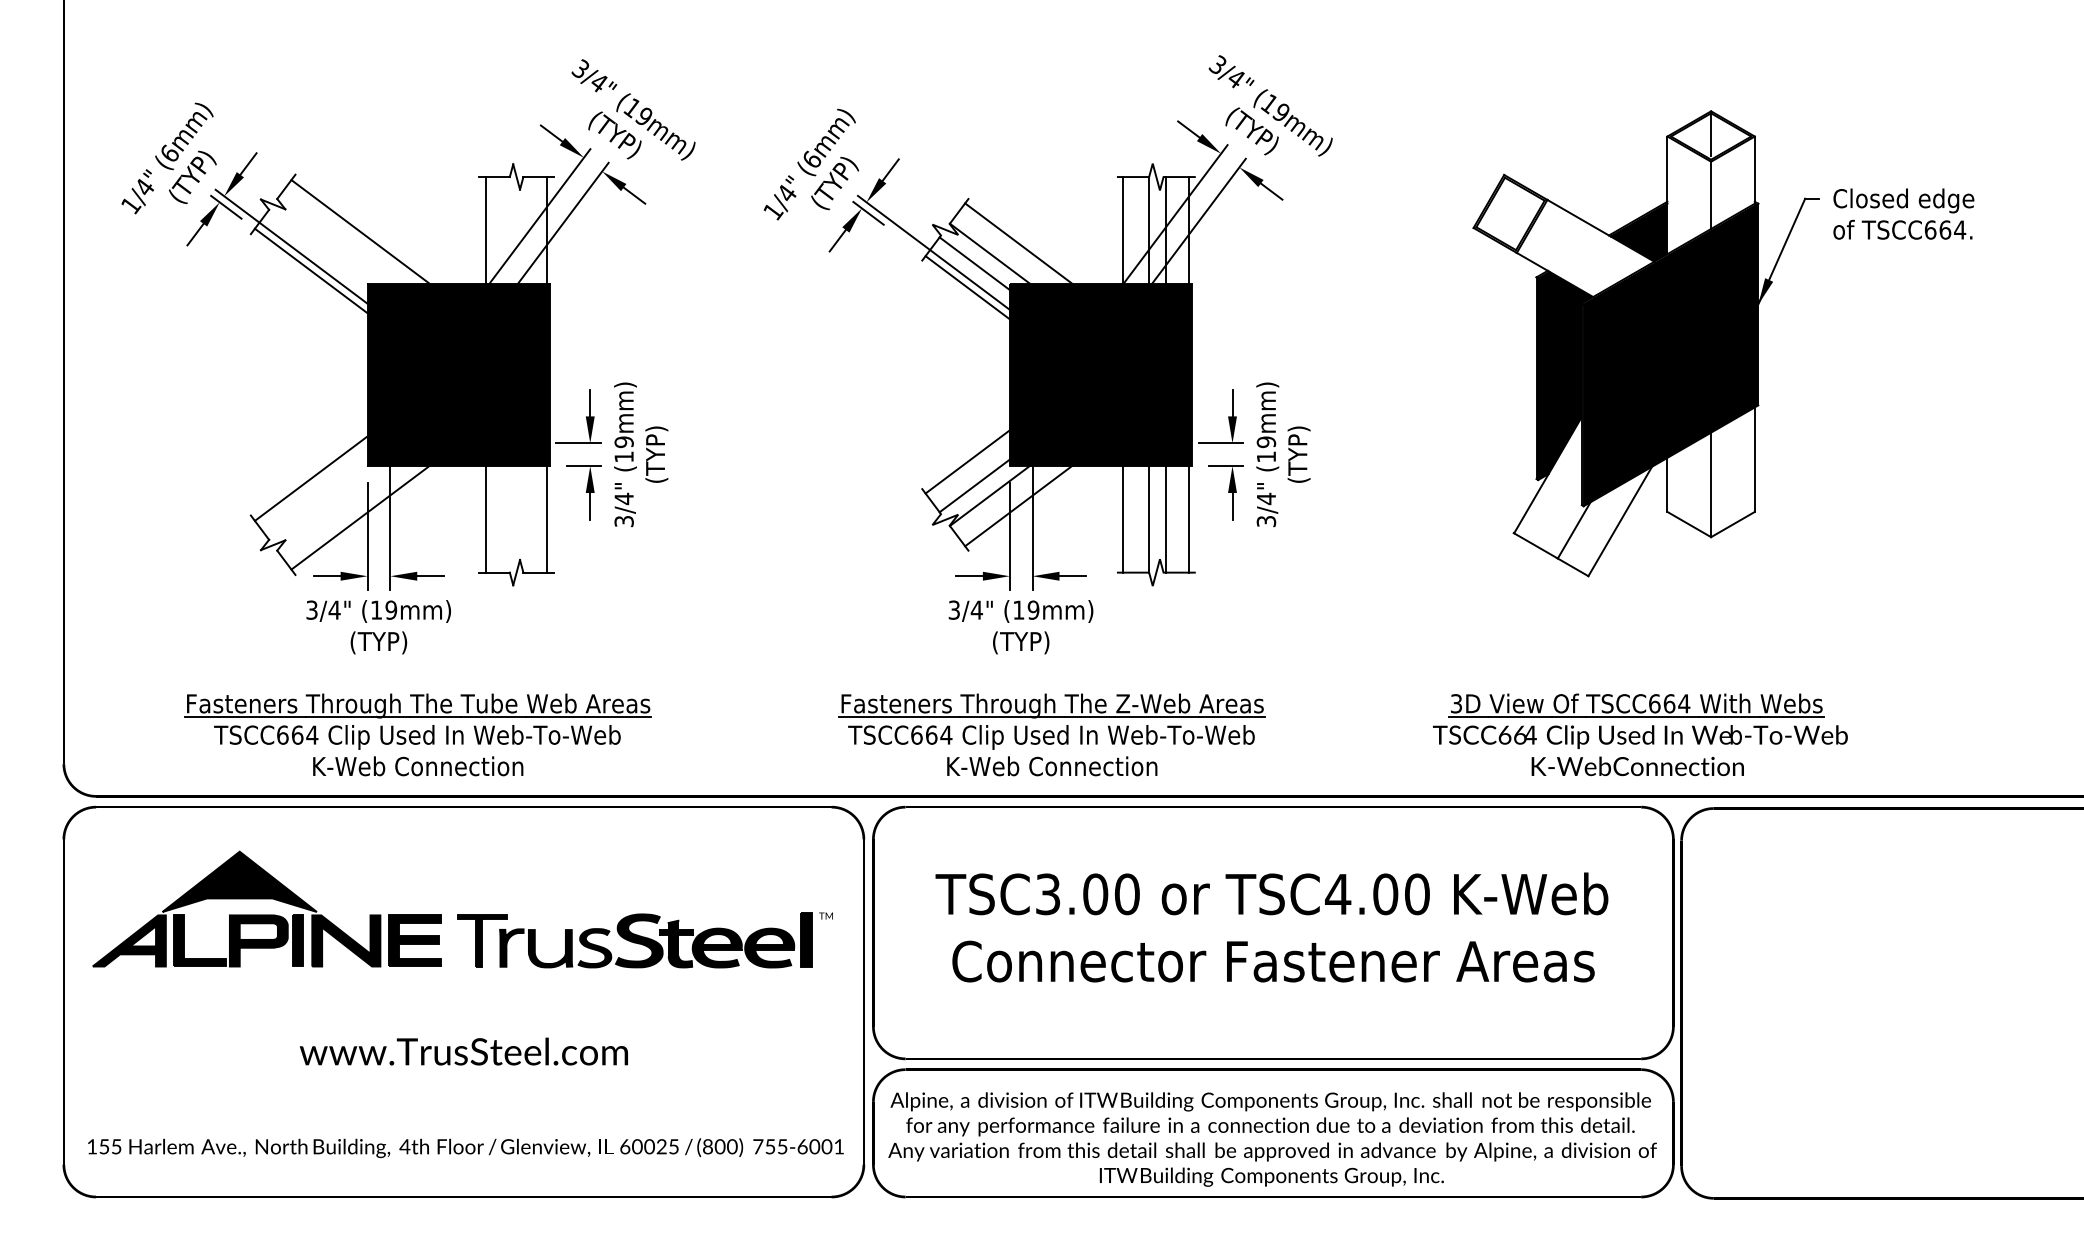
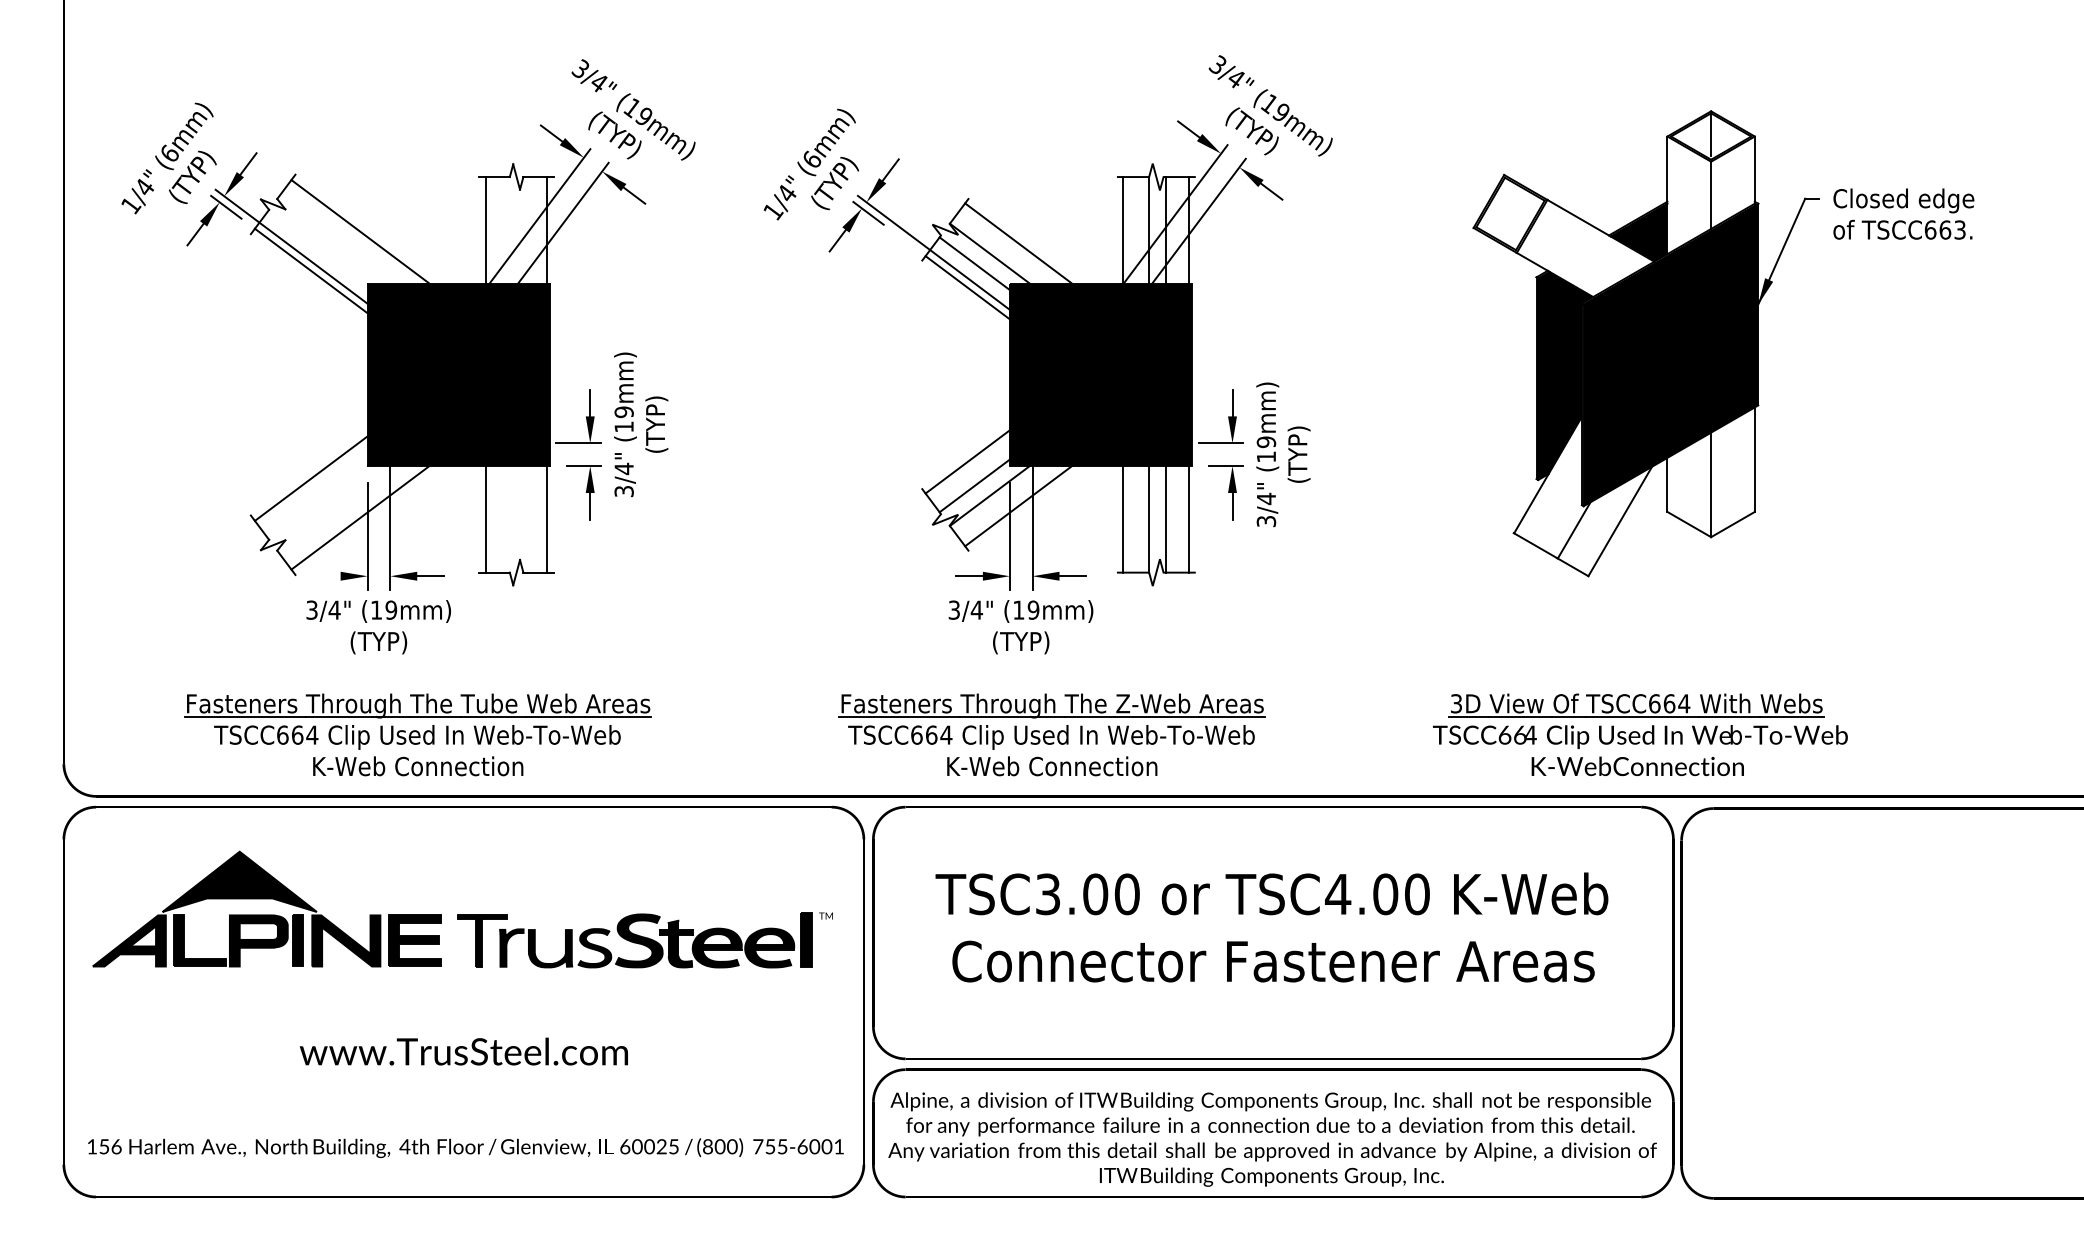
text: TSCC664. -> TSCC663. (1960, 229)
text position: (641, 454) -> (641, 424) (641, 424)
line: present -> none (326, 576)
text: 155 -> 156 (116, 1146)
